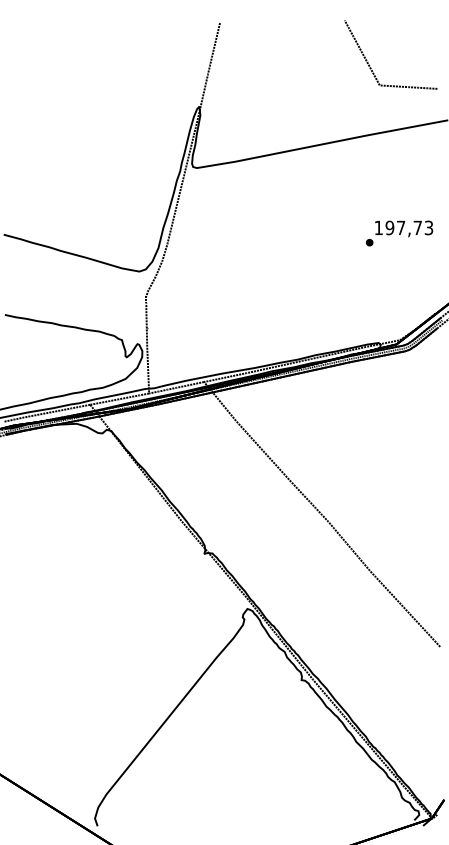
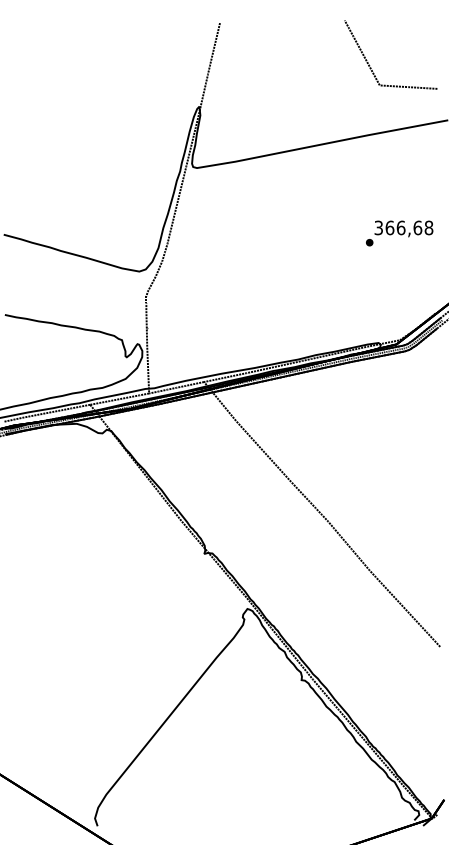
text: 197,73 -> 366,68 (403, 227)
